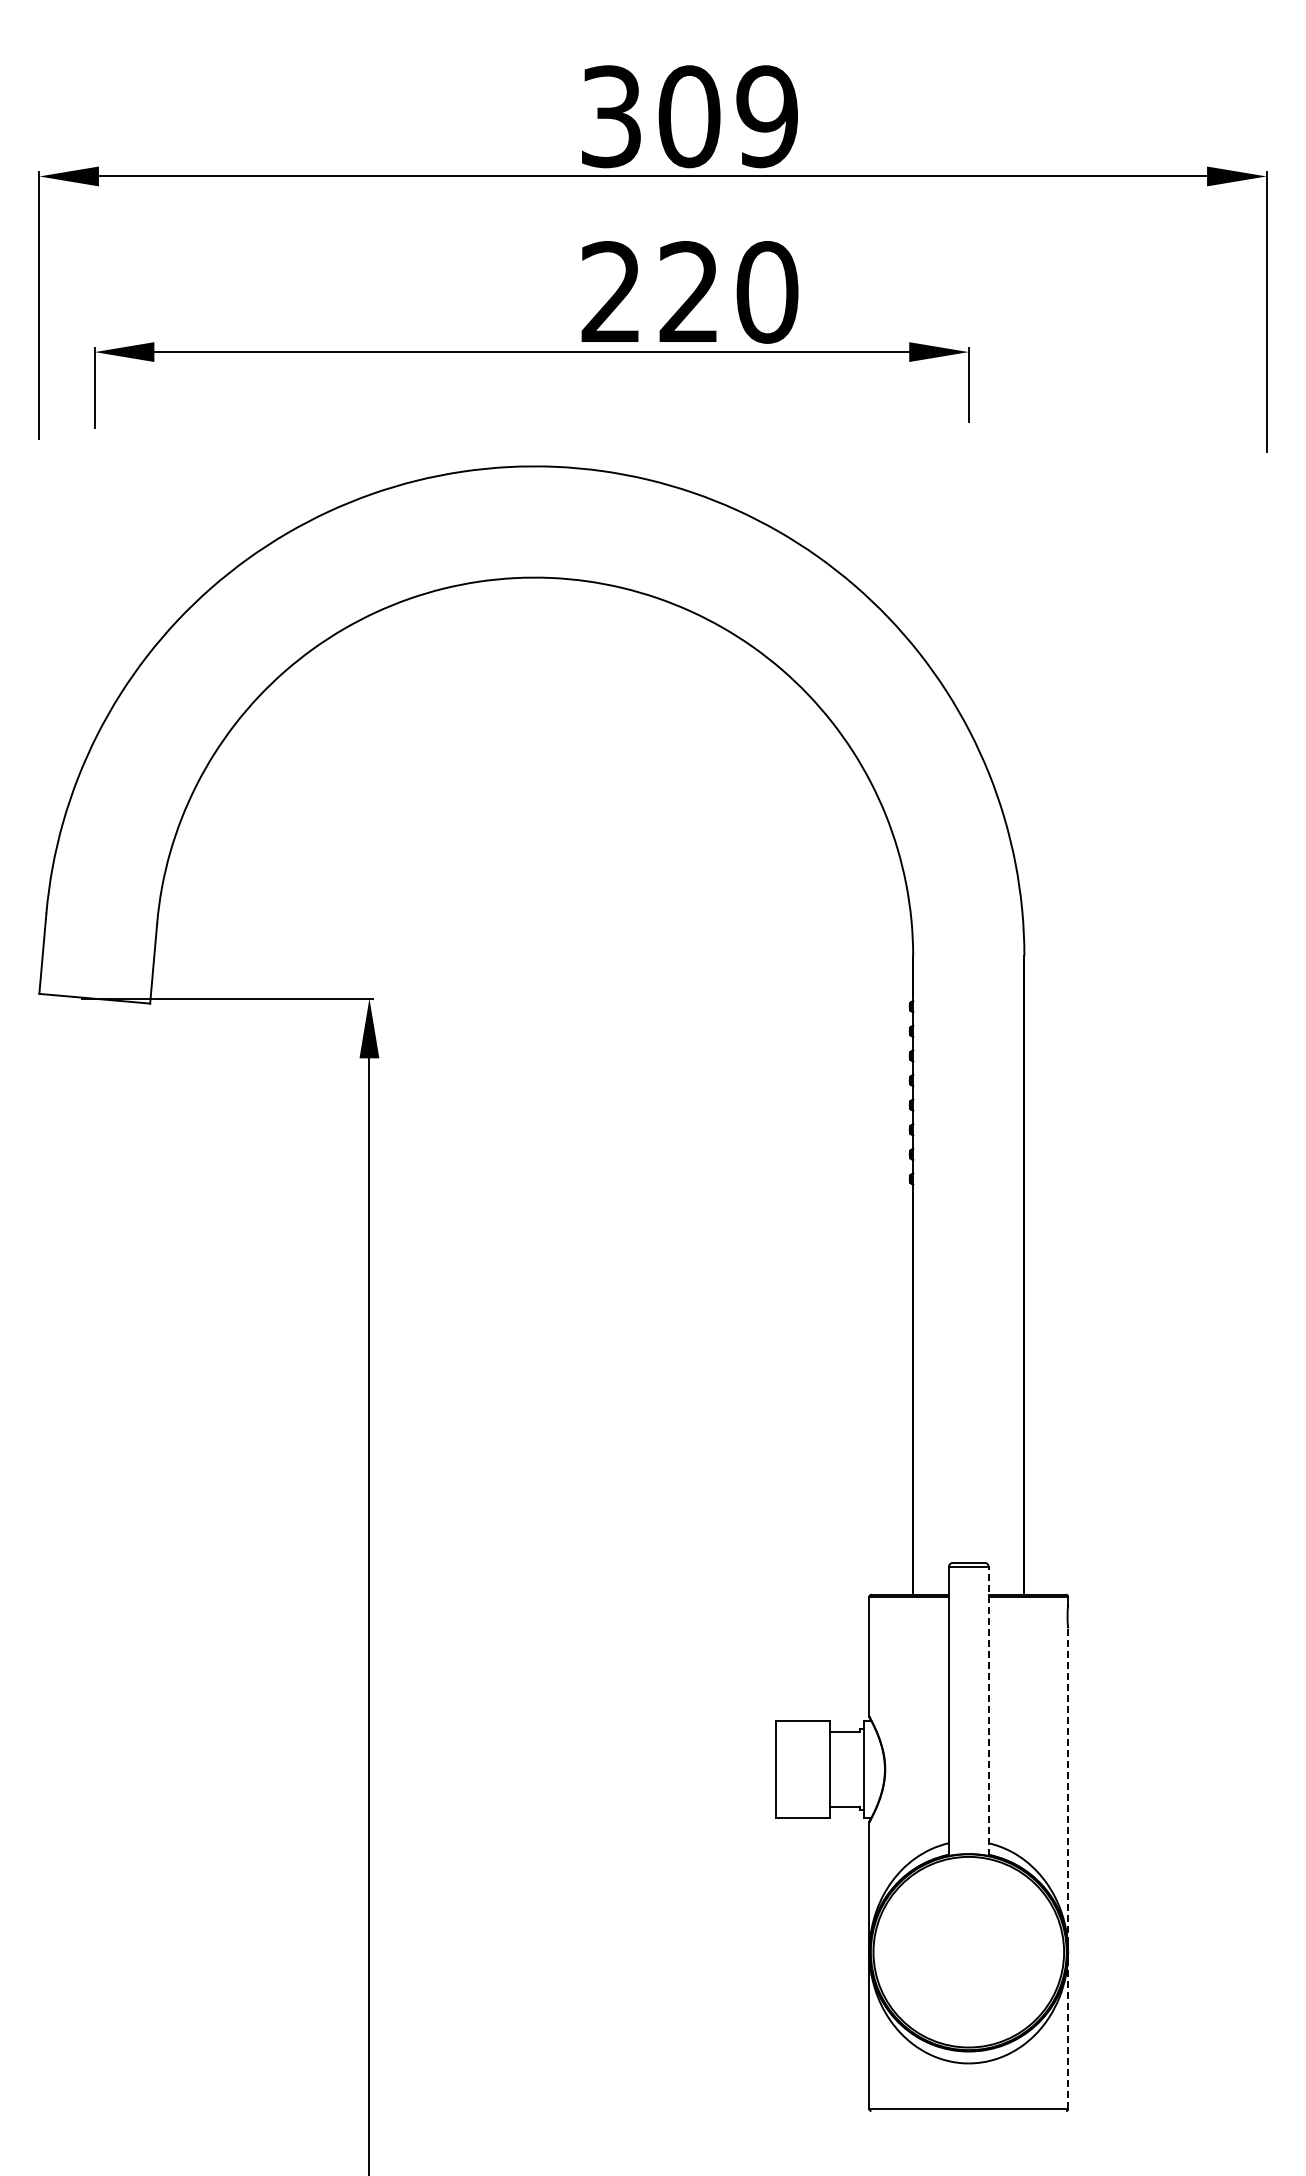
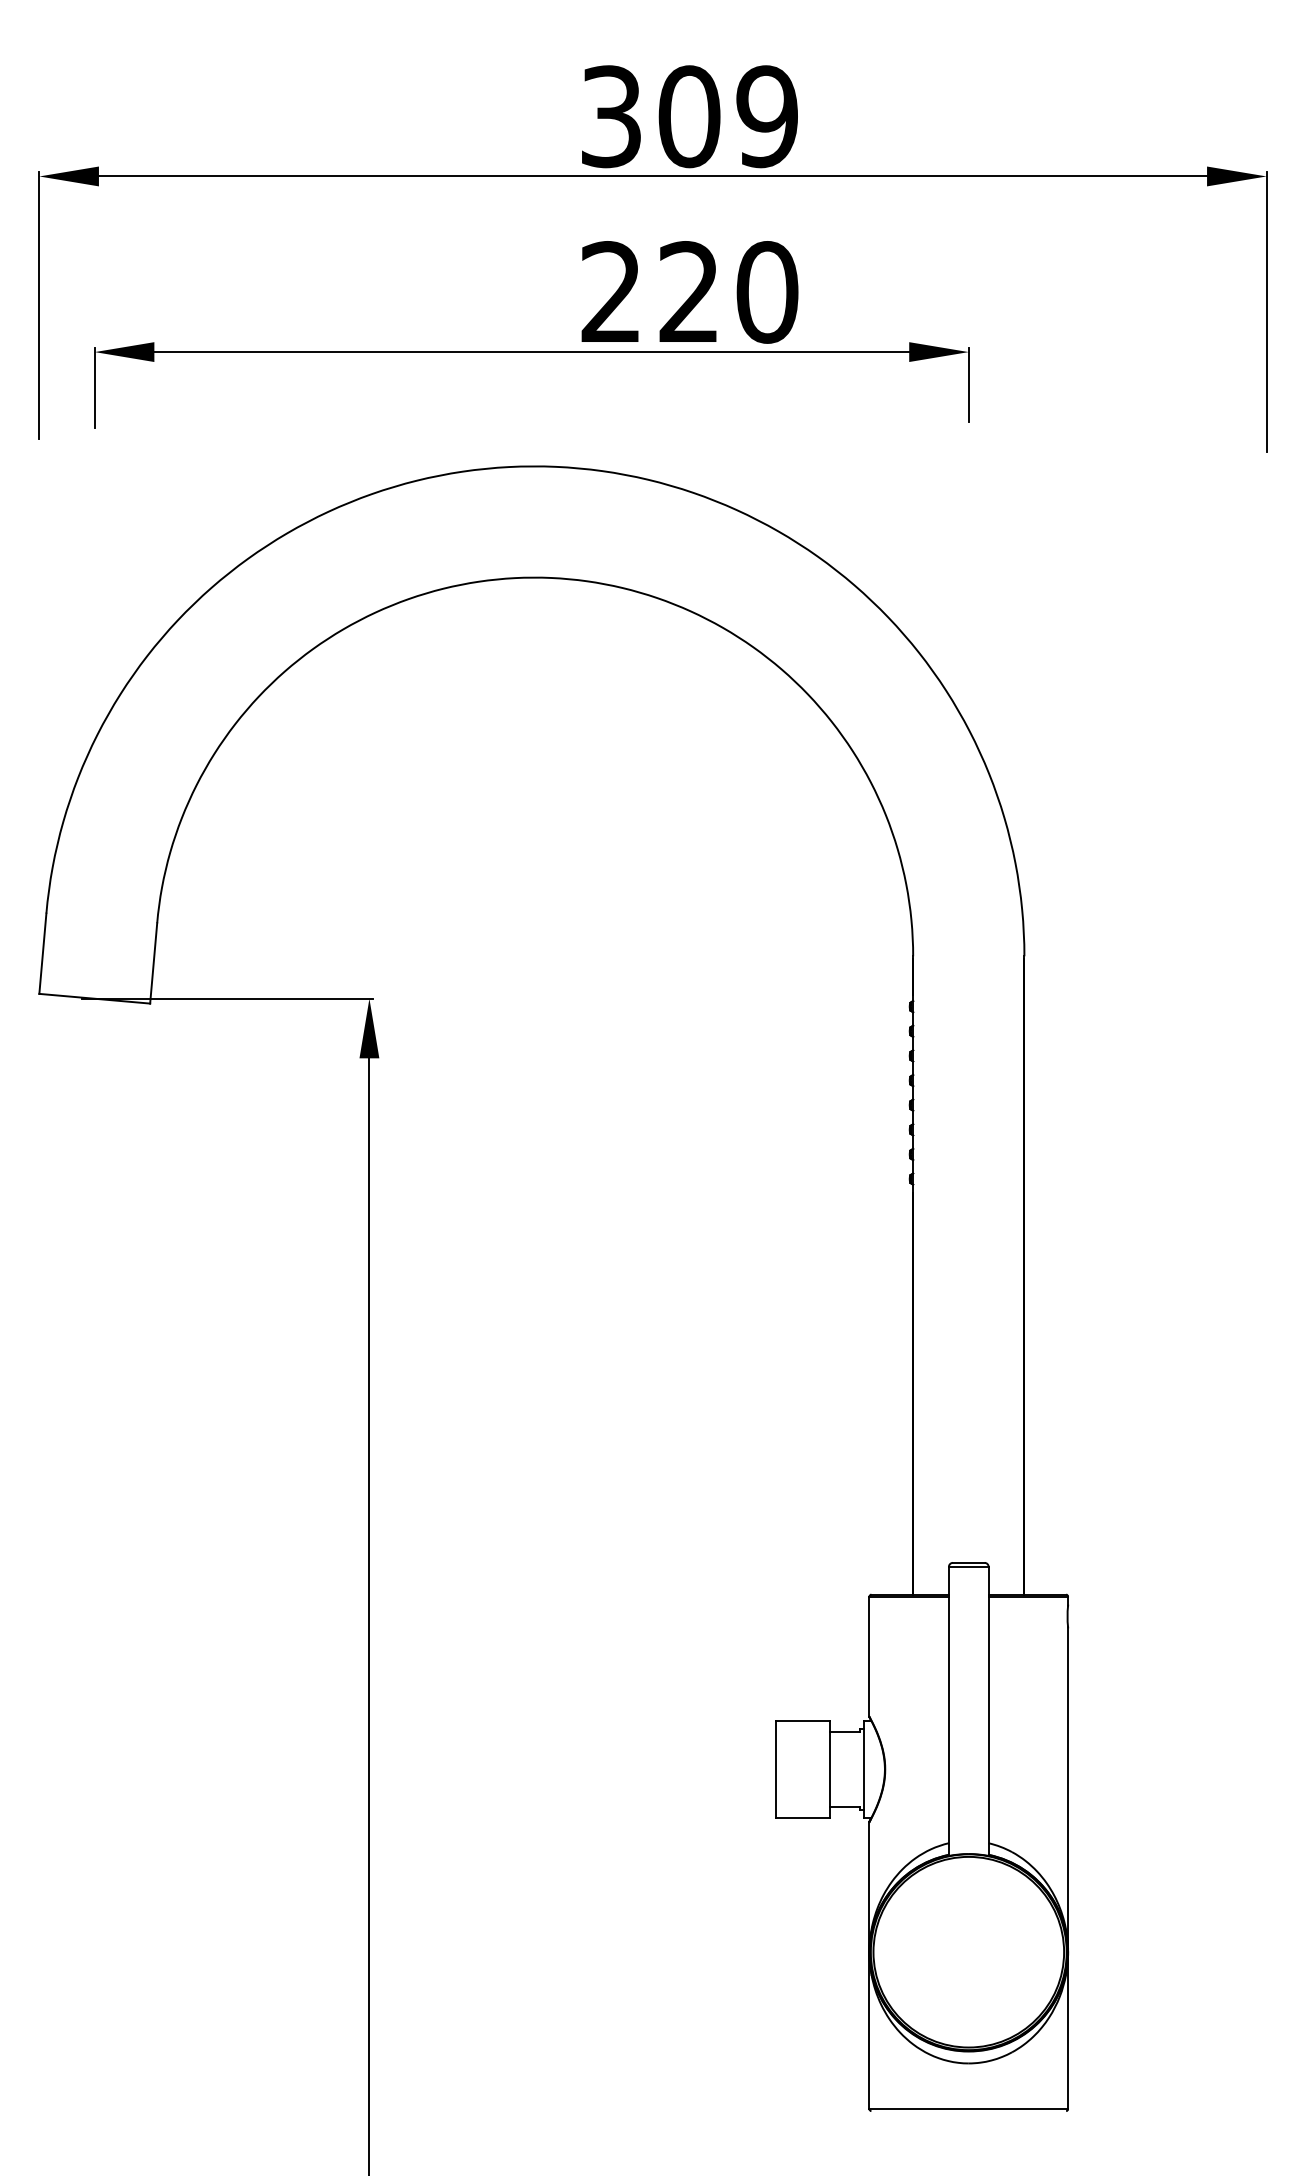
line: dashed -> solid (988, 1711)
line: dashed -> solid (1068, 1868)
